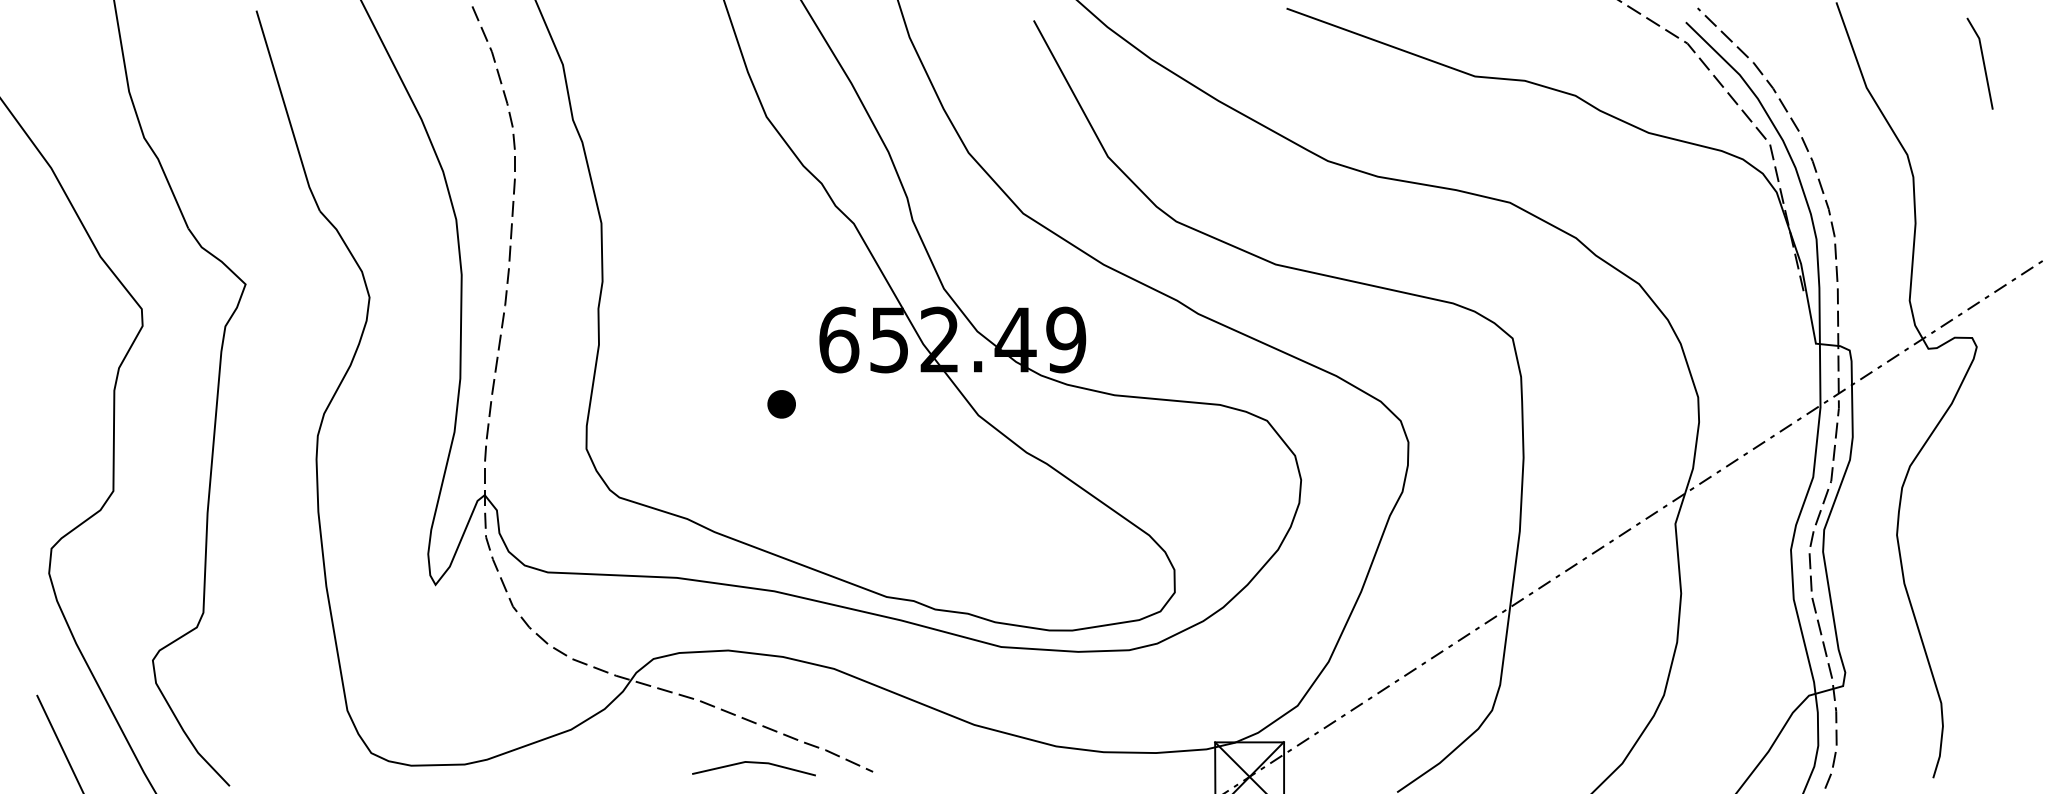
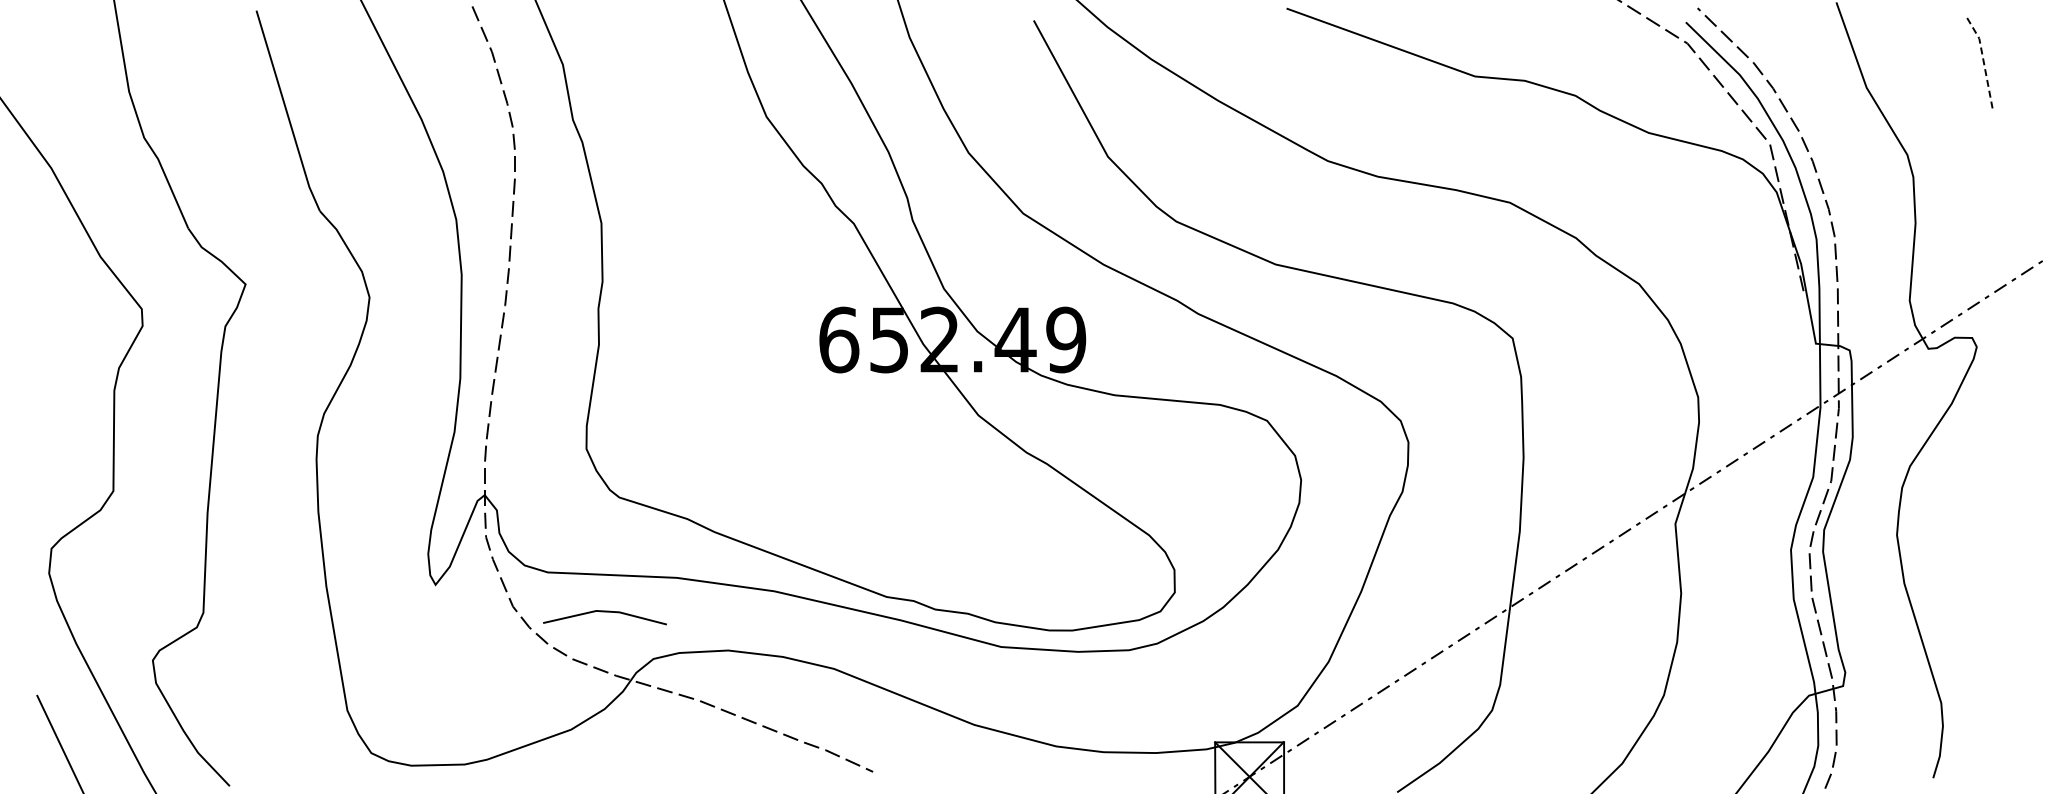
line: solid -> dashed (1983, 61)
part: present -> none (781, 404)
line position: (753, 763) -> (604, 612) (604, 612)
